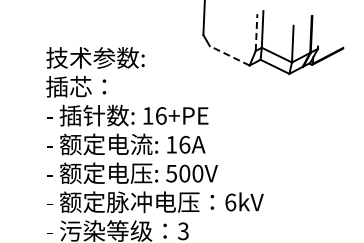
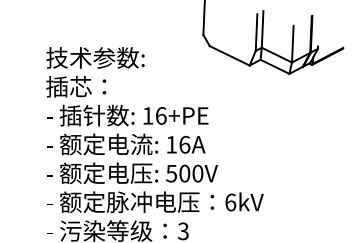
line: dashed -> solid (256, 32)
line: dashed -> solid (229, 55)
